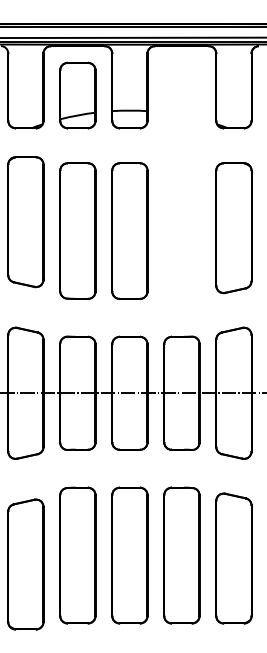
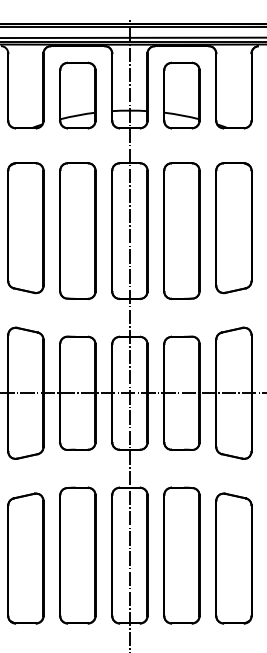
part: none -> present (181, 95)
part position: (25, 222) -> (25, 228) (25, 228)
part: none -> present (181, 230)
line: none -> present (129, 334)
part position: (25, 564) -> (25, 558) (25, 558)
